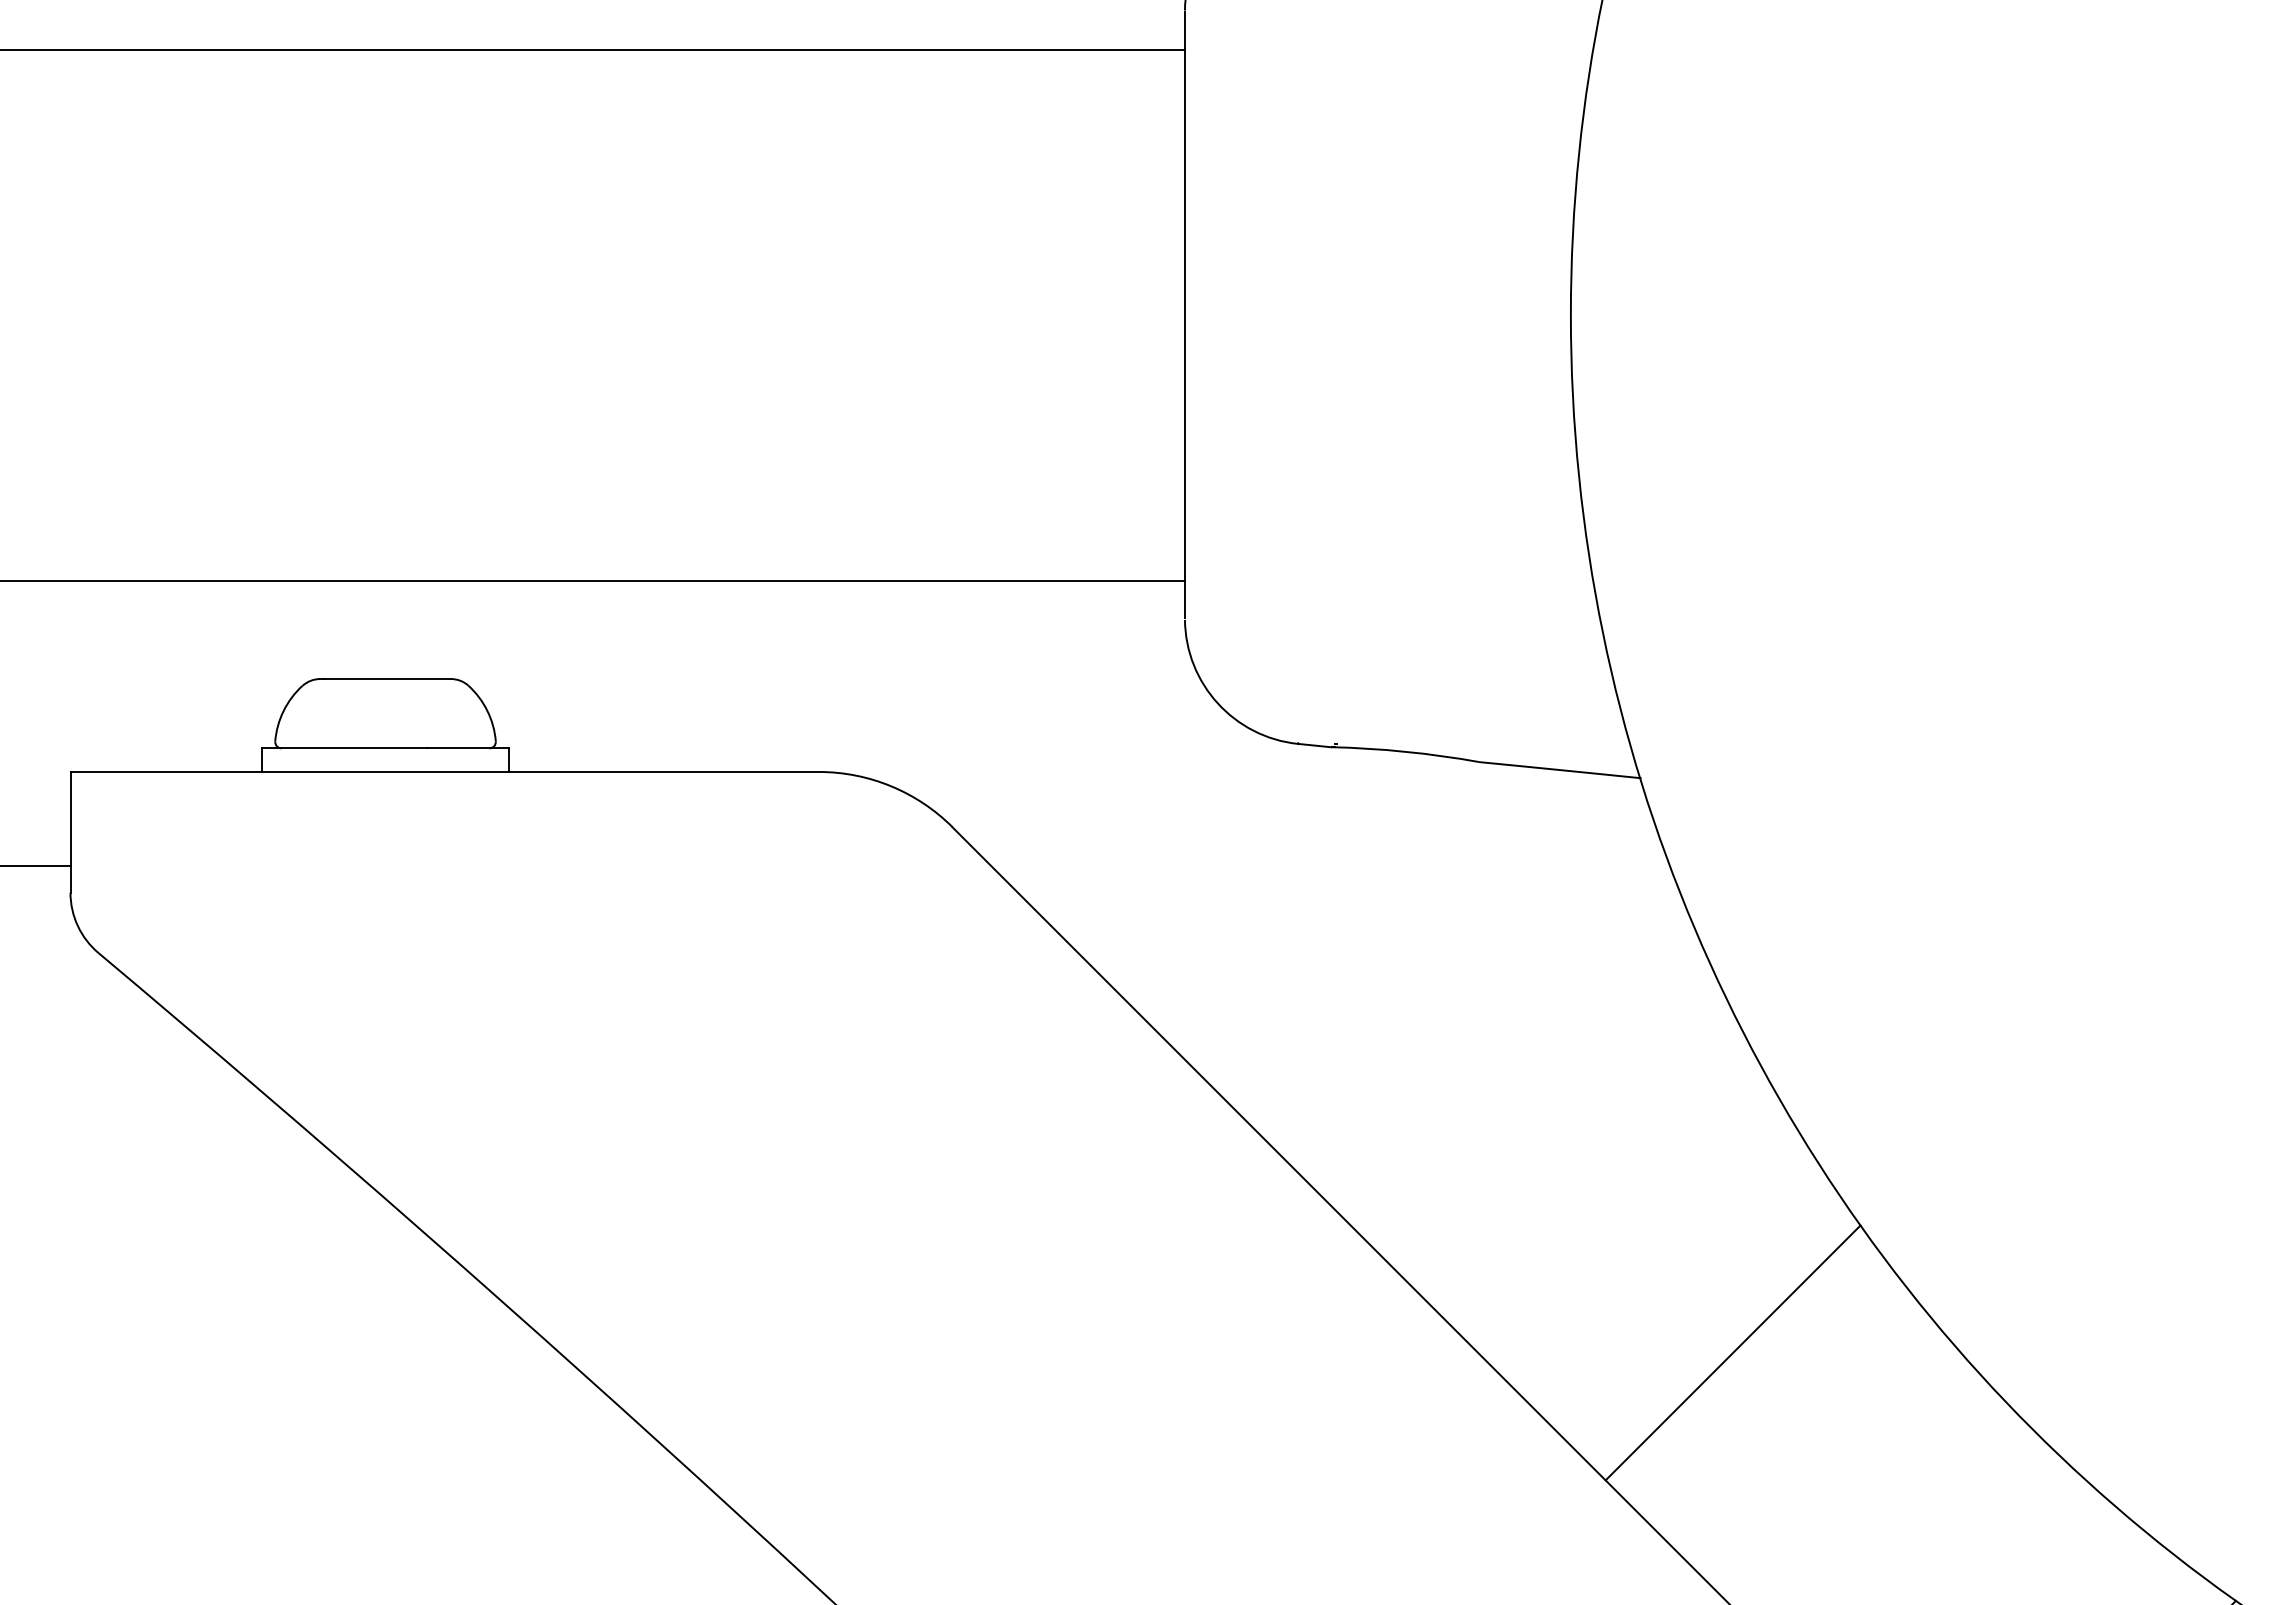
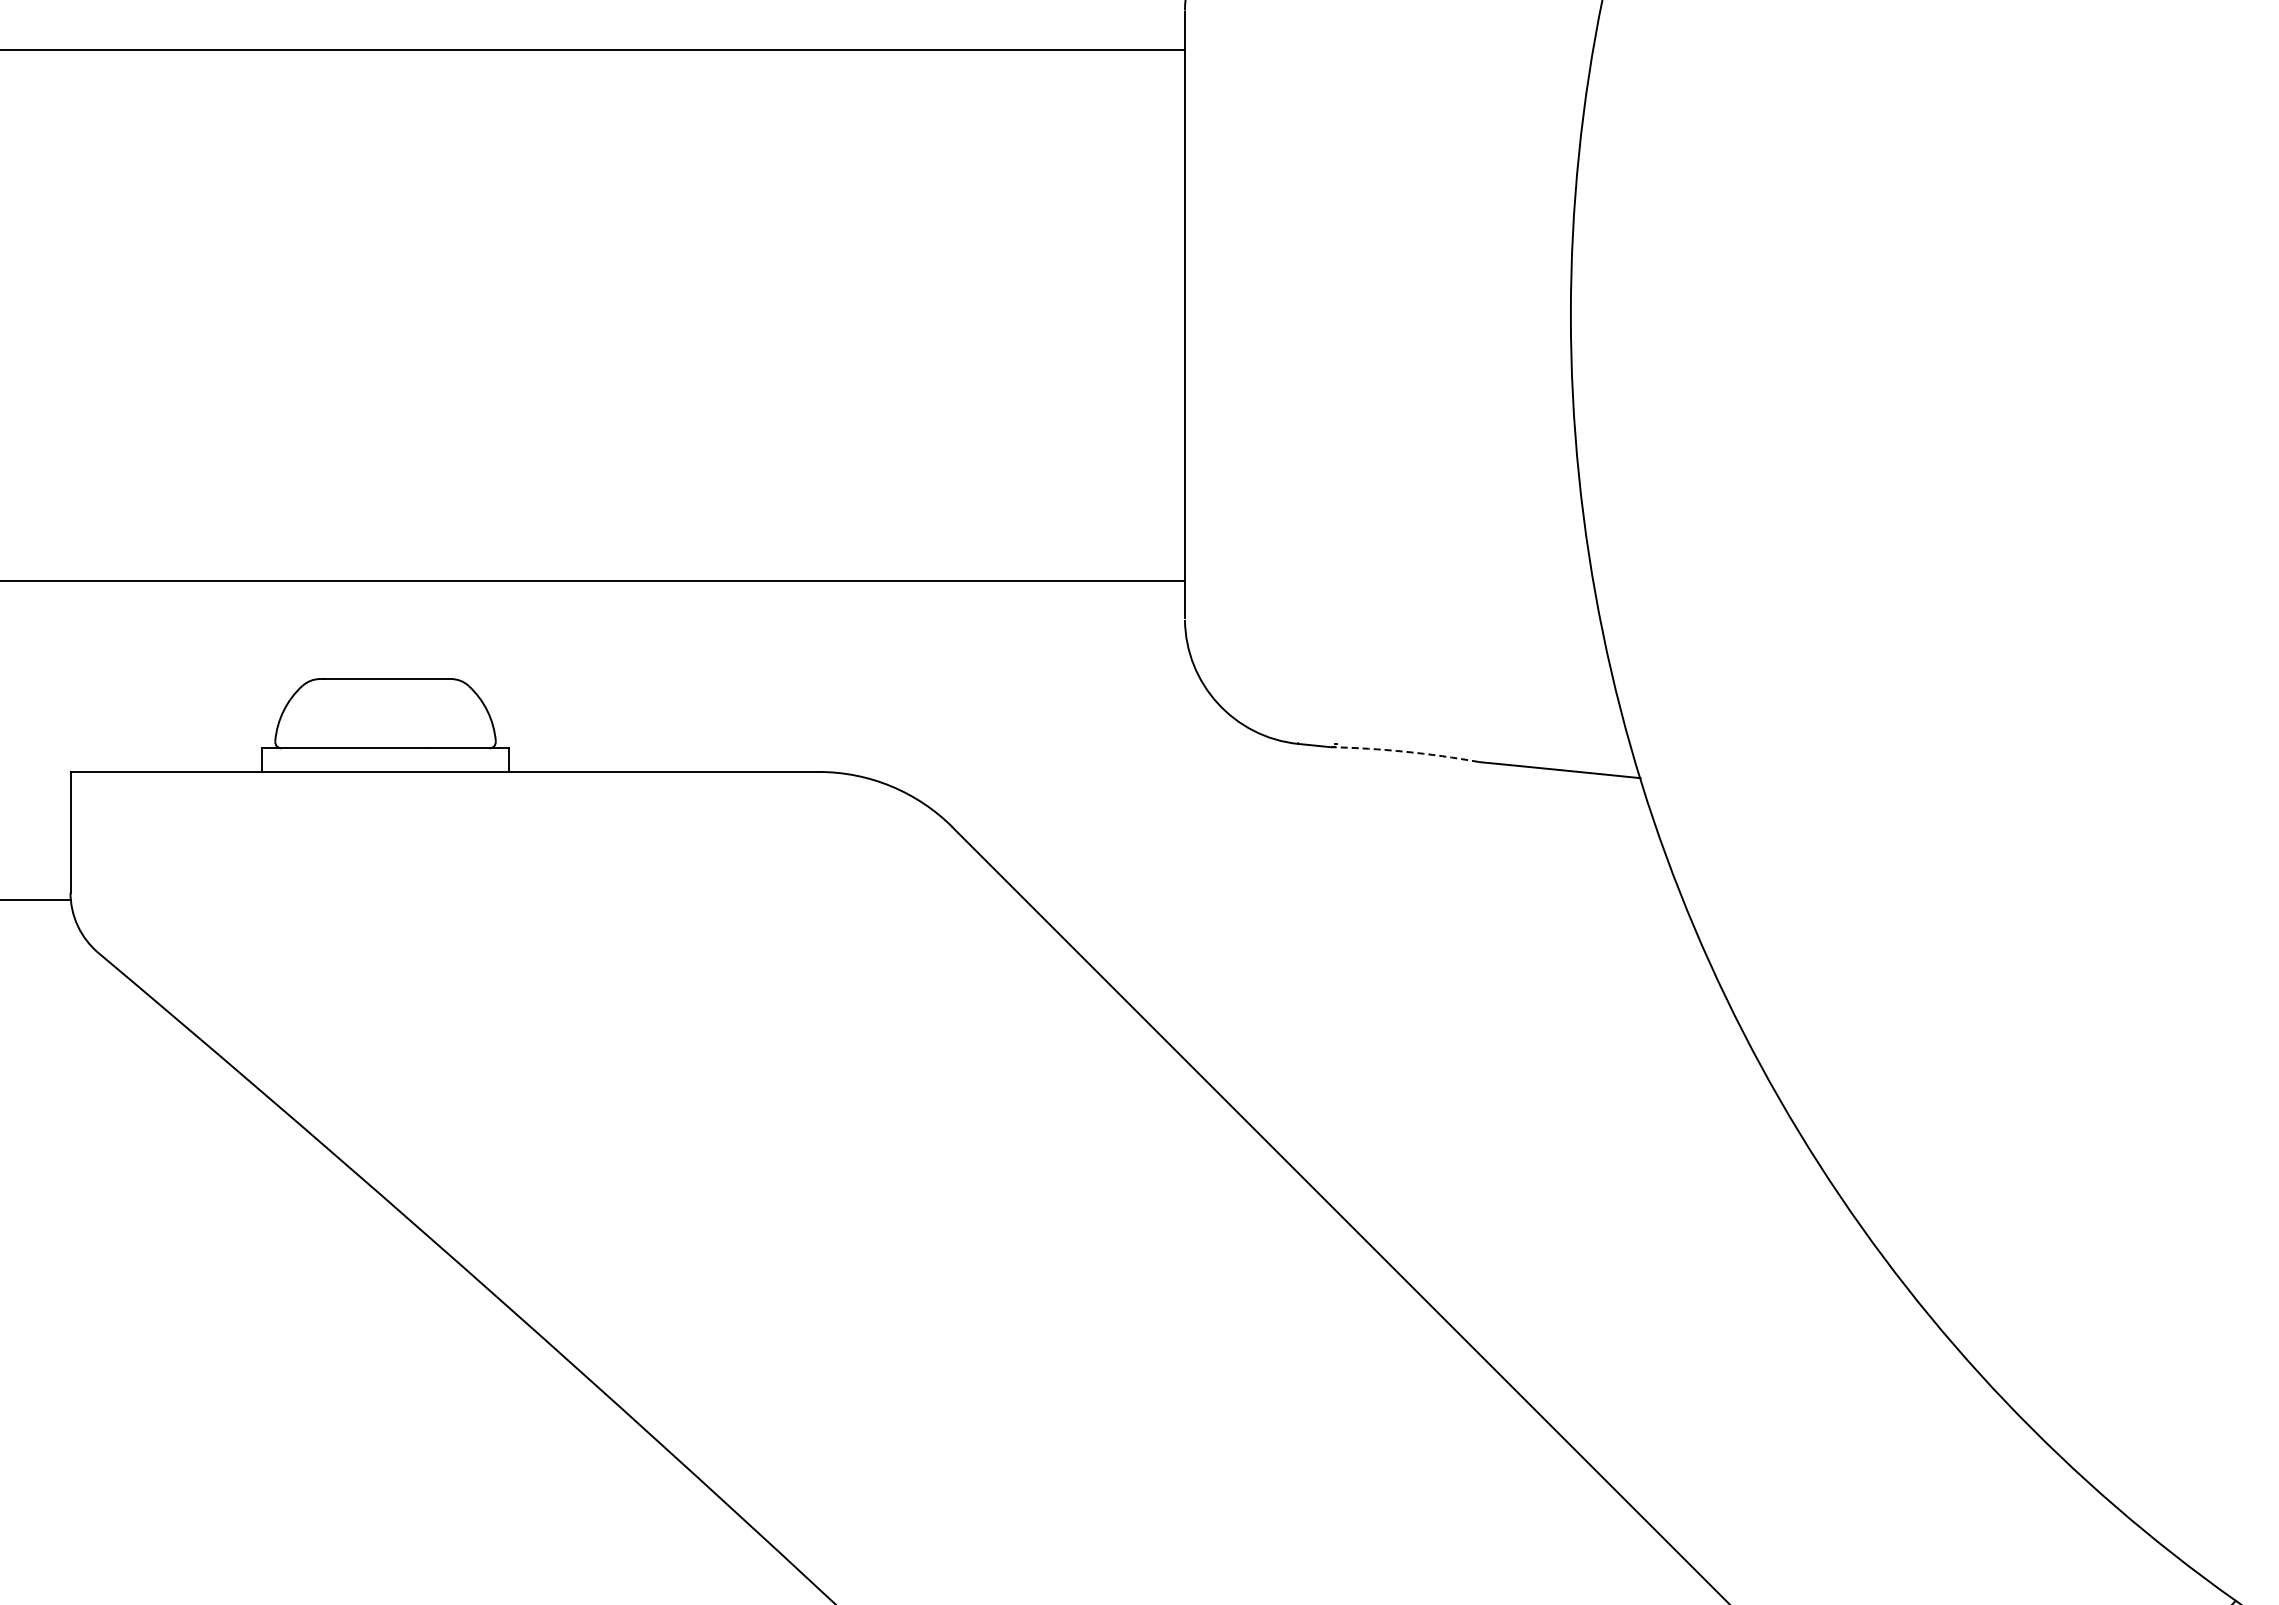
arc: solid -> dashed (1405, 751)
line position: (36, 866) -> (36, 900) (36, 900)
line: present -> none (1732, 1352)
